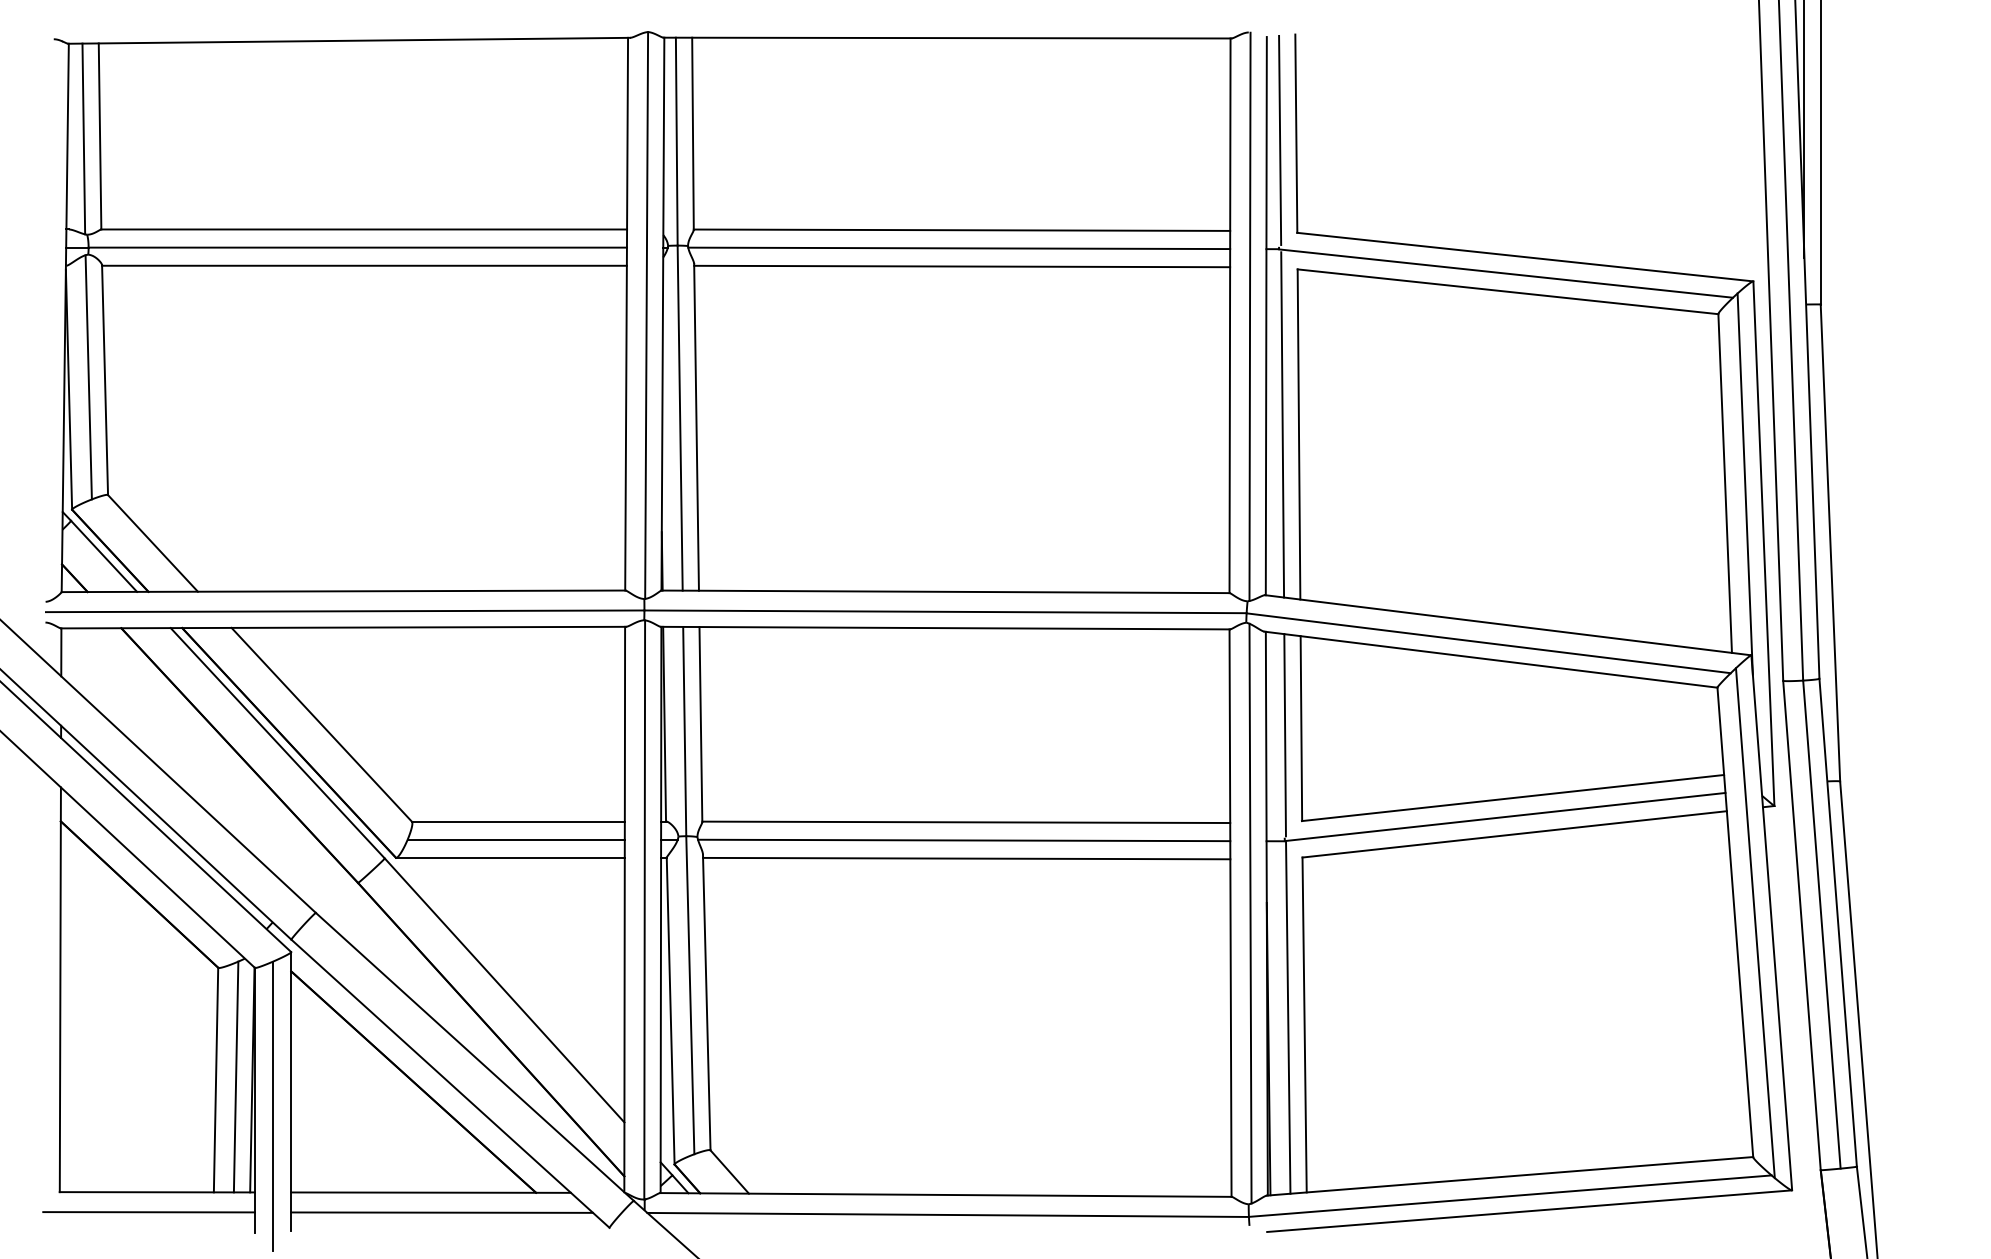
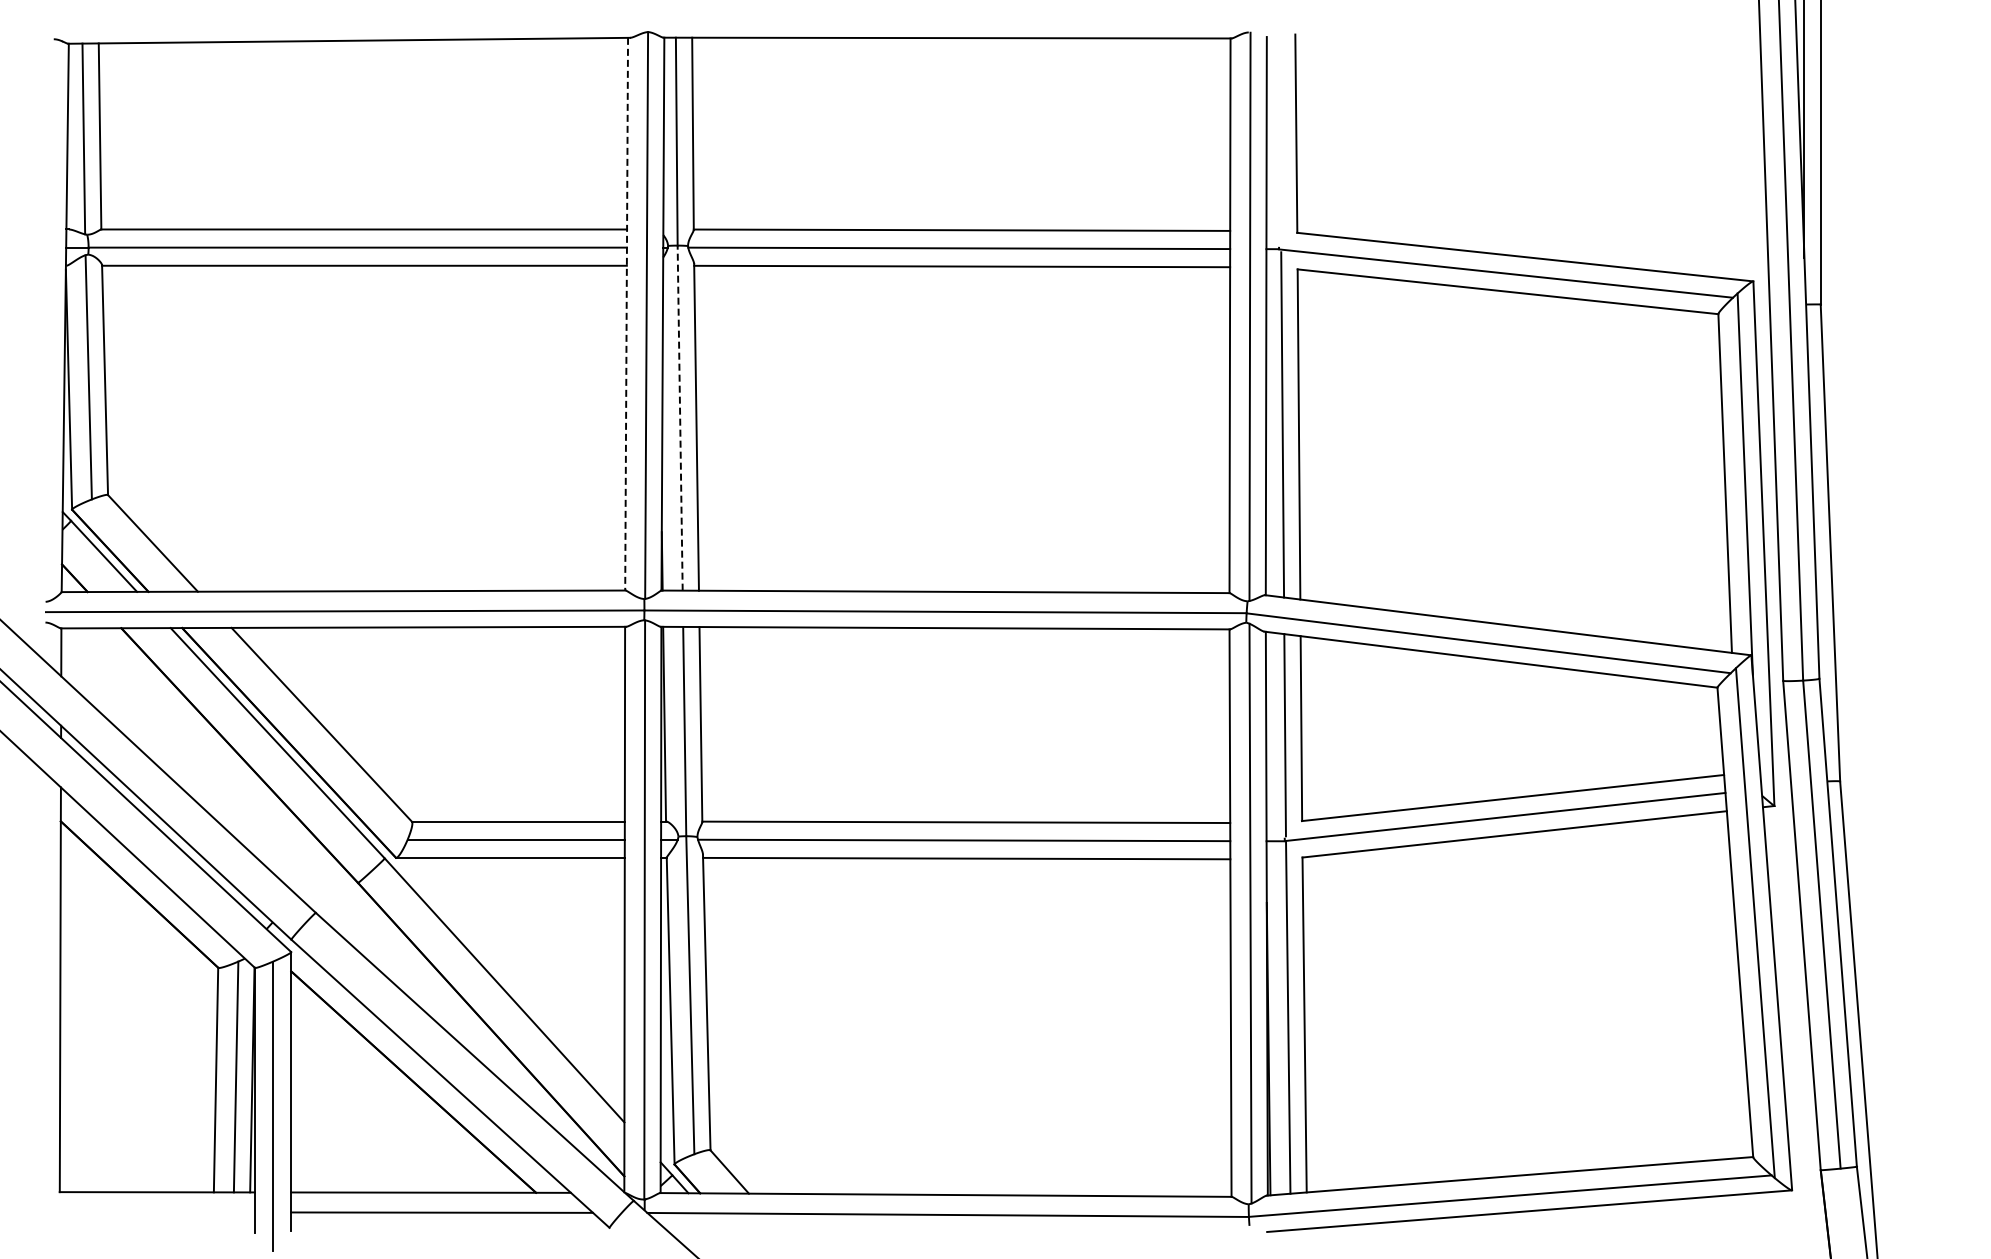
line: present -> none (1280, 140)
line: solid -> dashed (626, 314)
line: solid -> dashed (680, 418)
line: present -> none (148, 1212)
